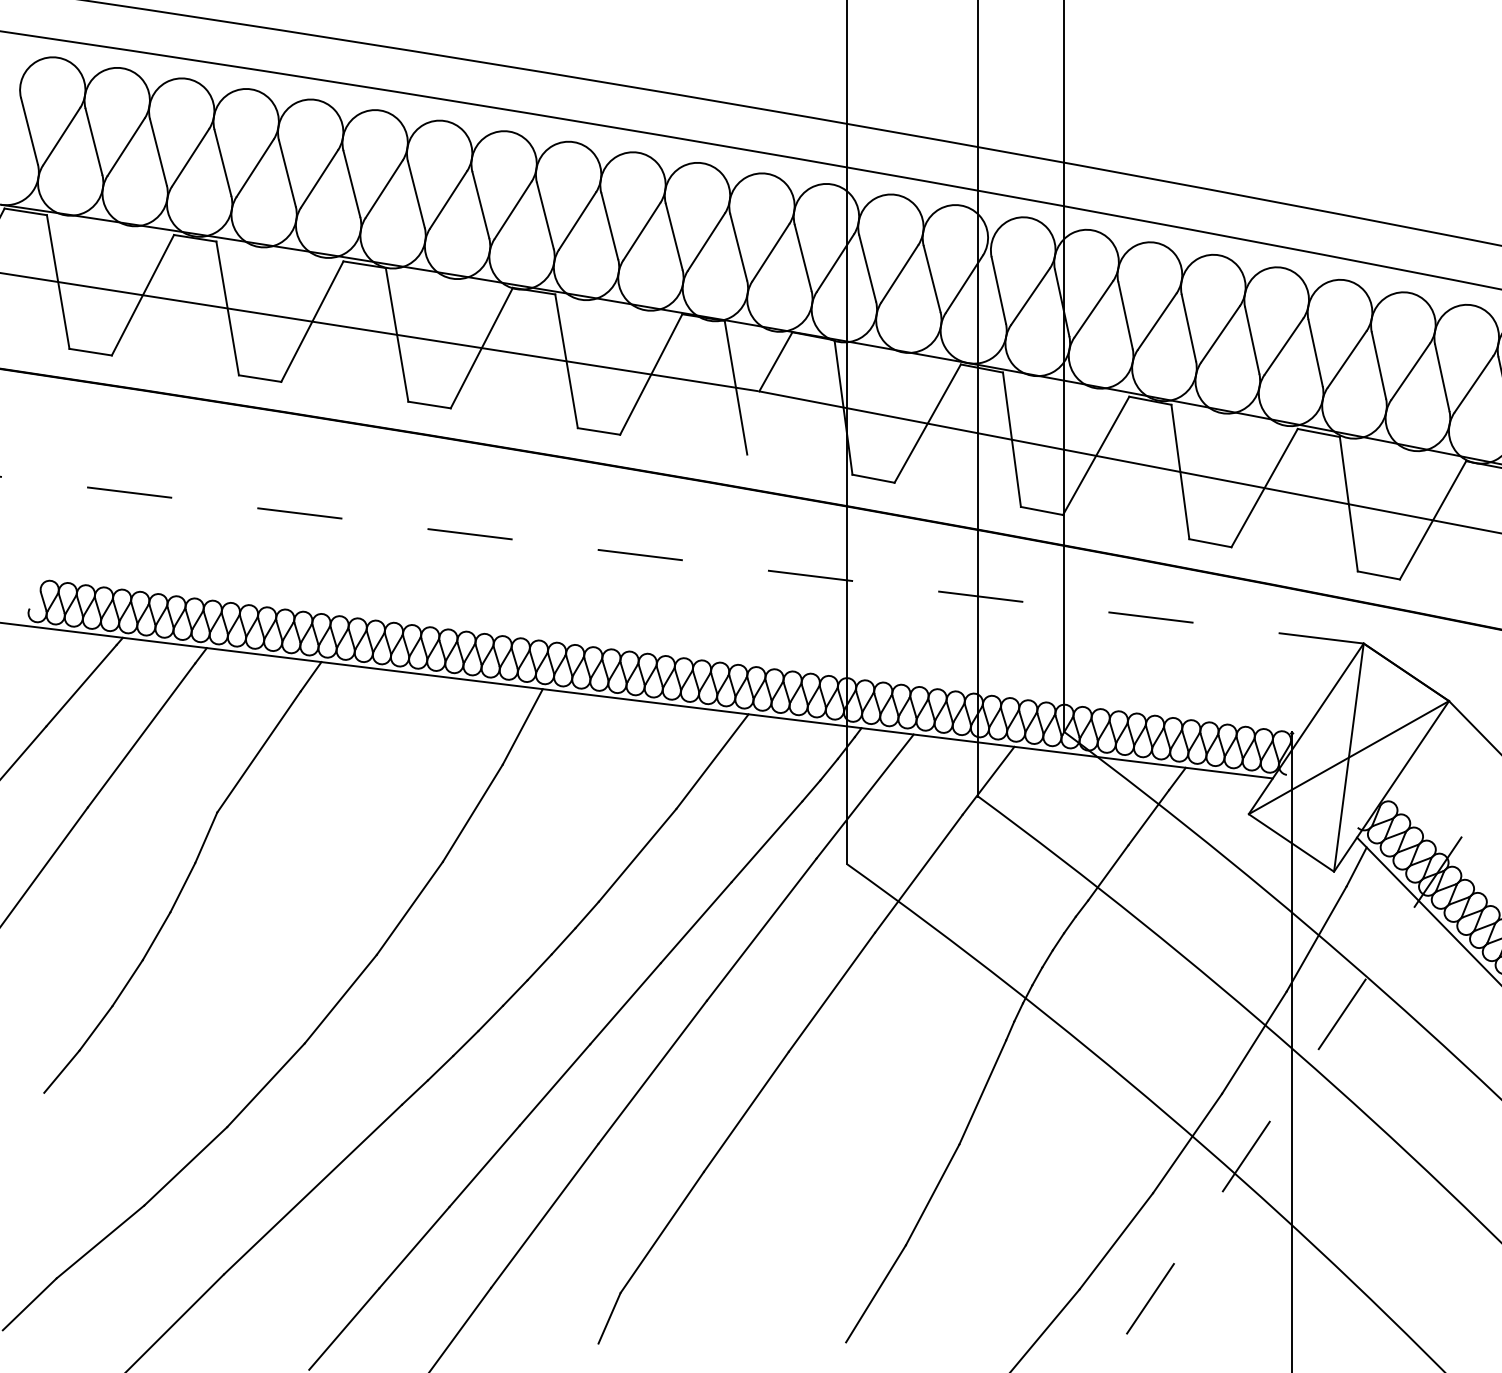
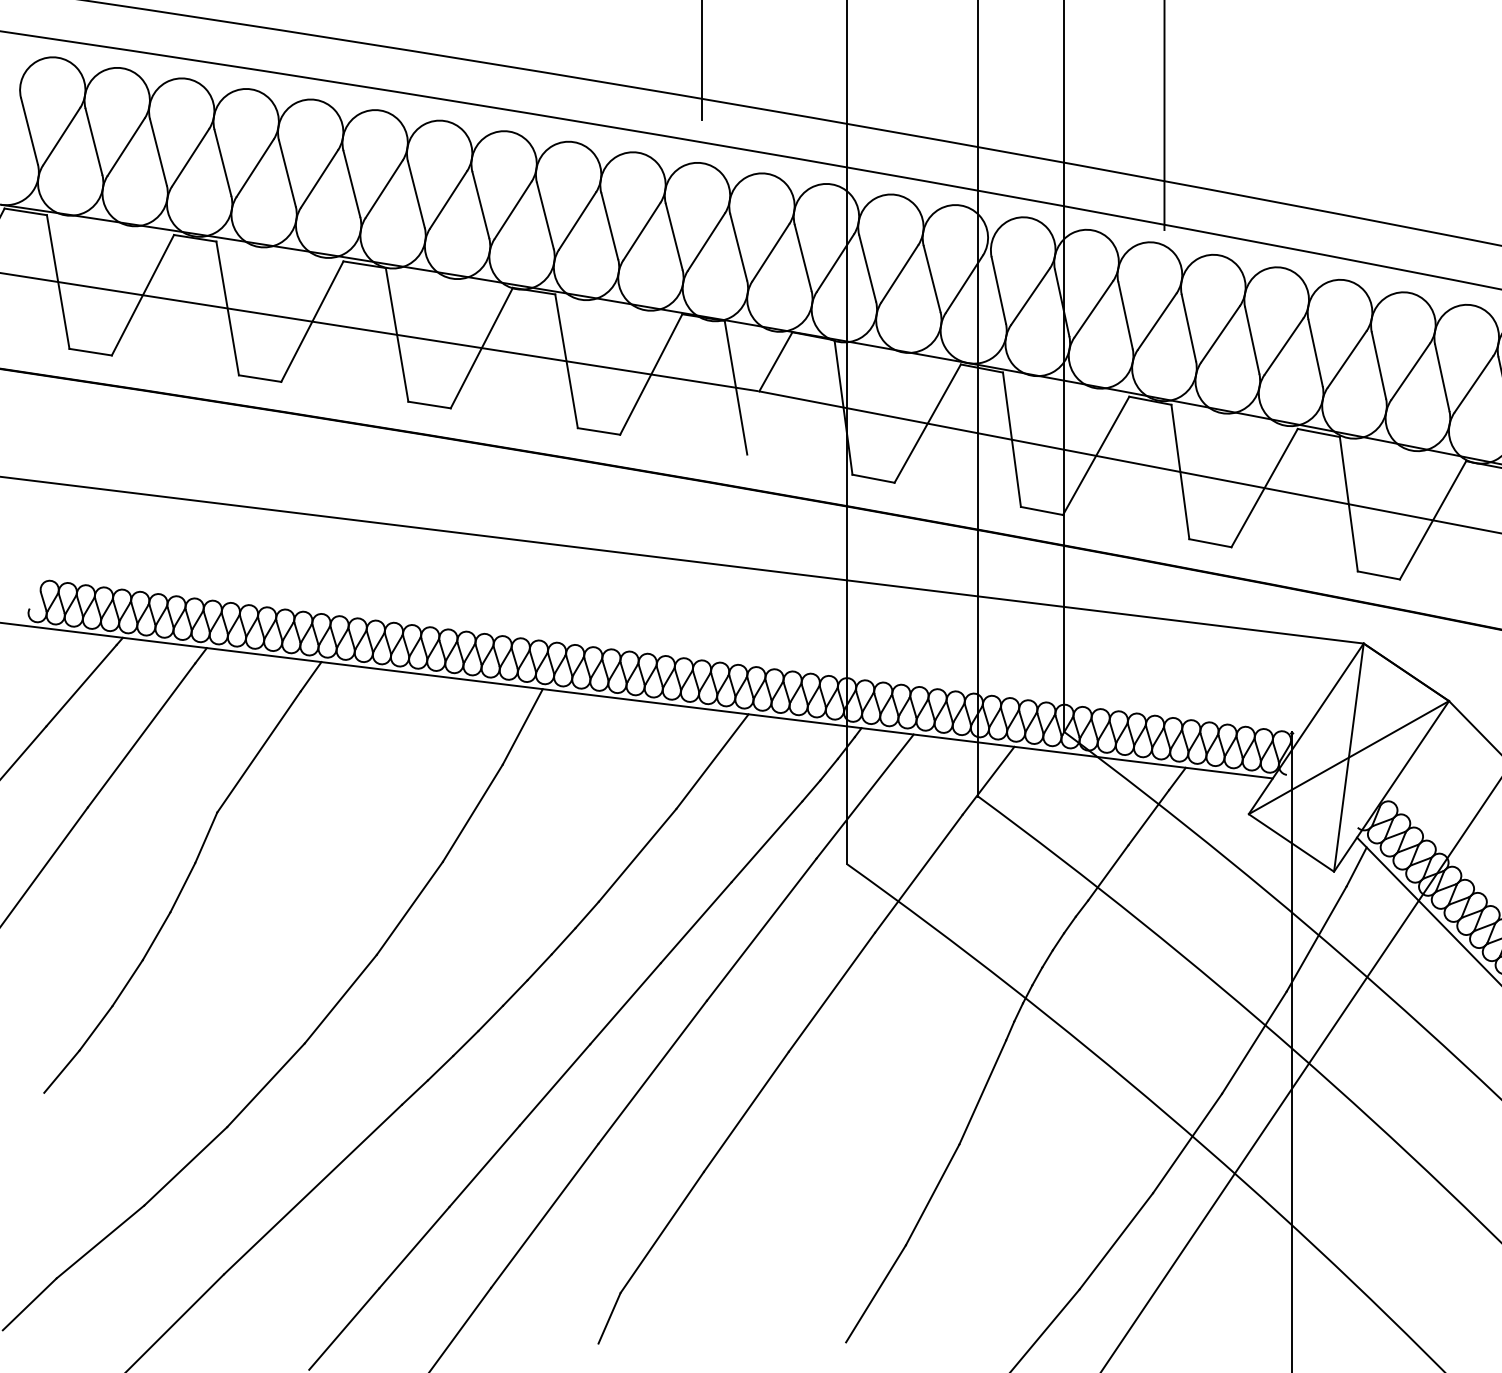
line: none -> present (701, 60)
line: none -> present (1164, 116)
line: dashed -> solid (681, 560)
line: dashed -> solid (1301, 1074)
